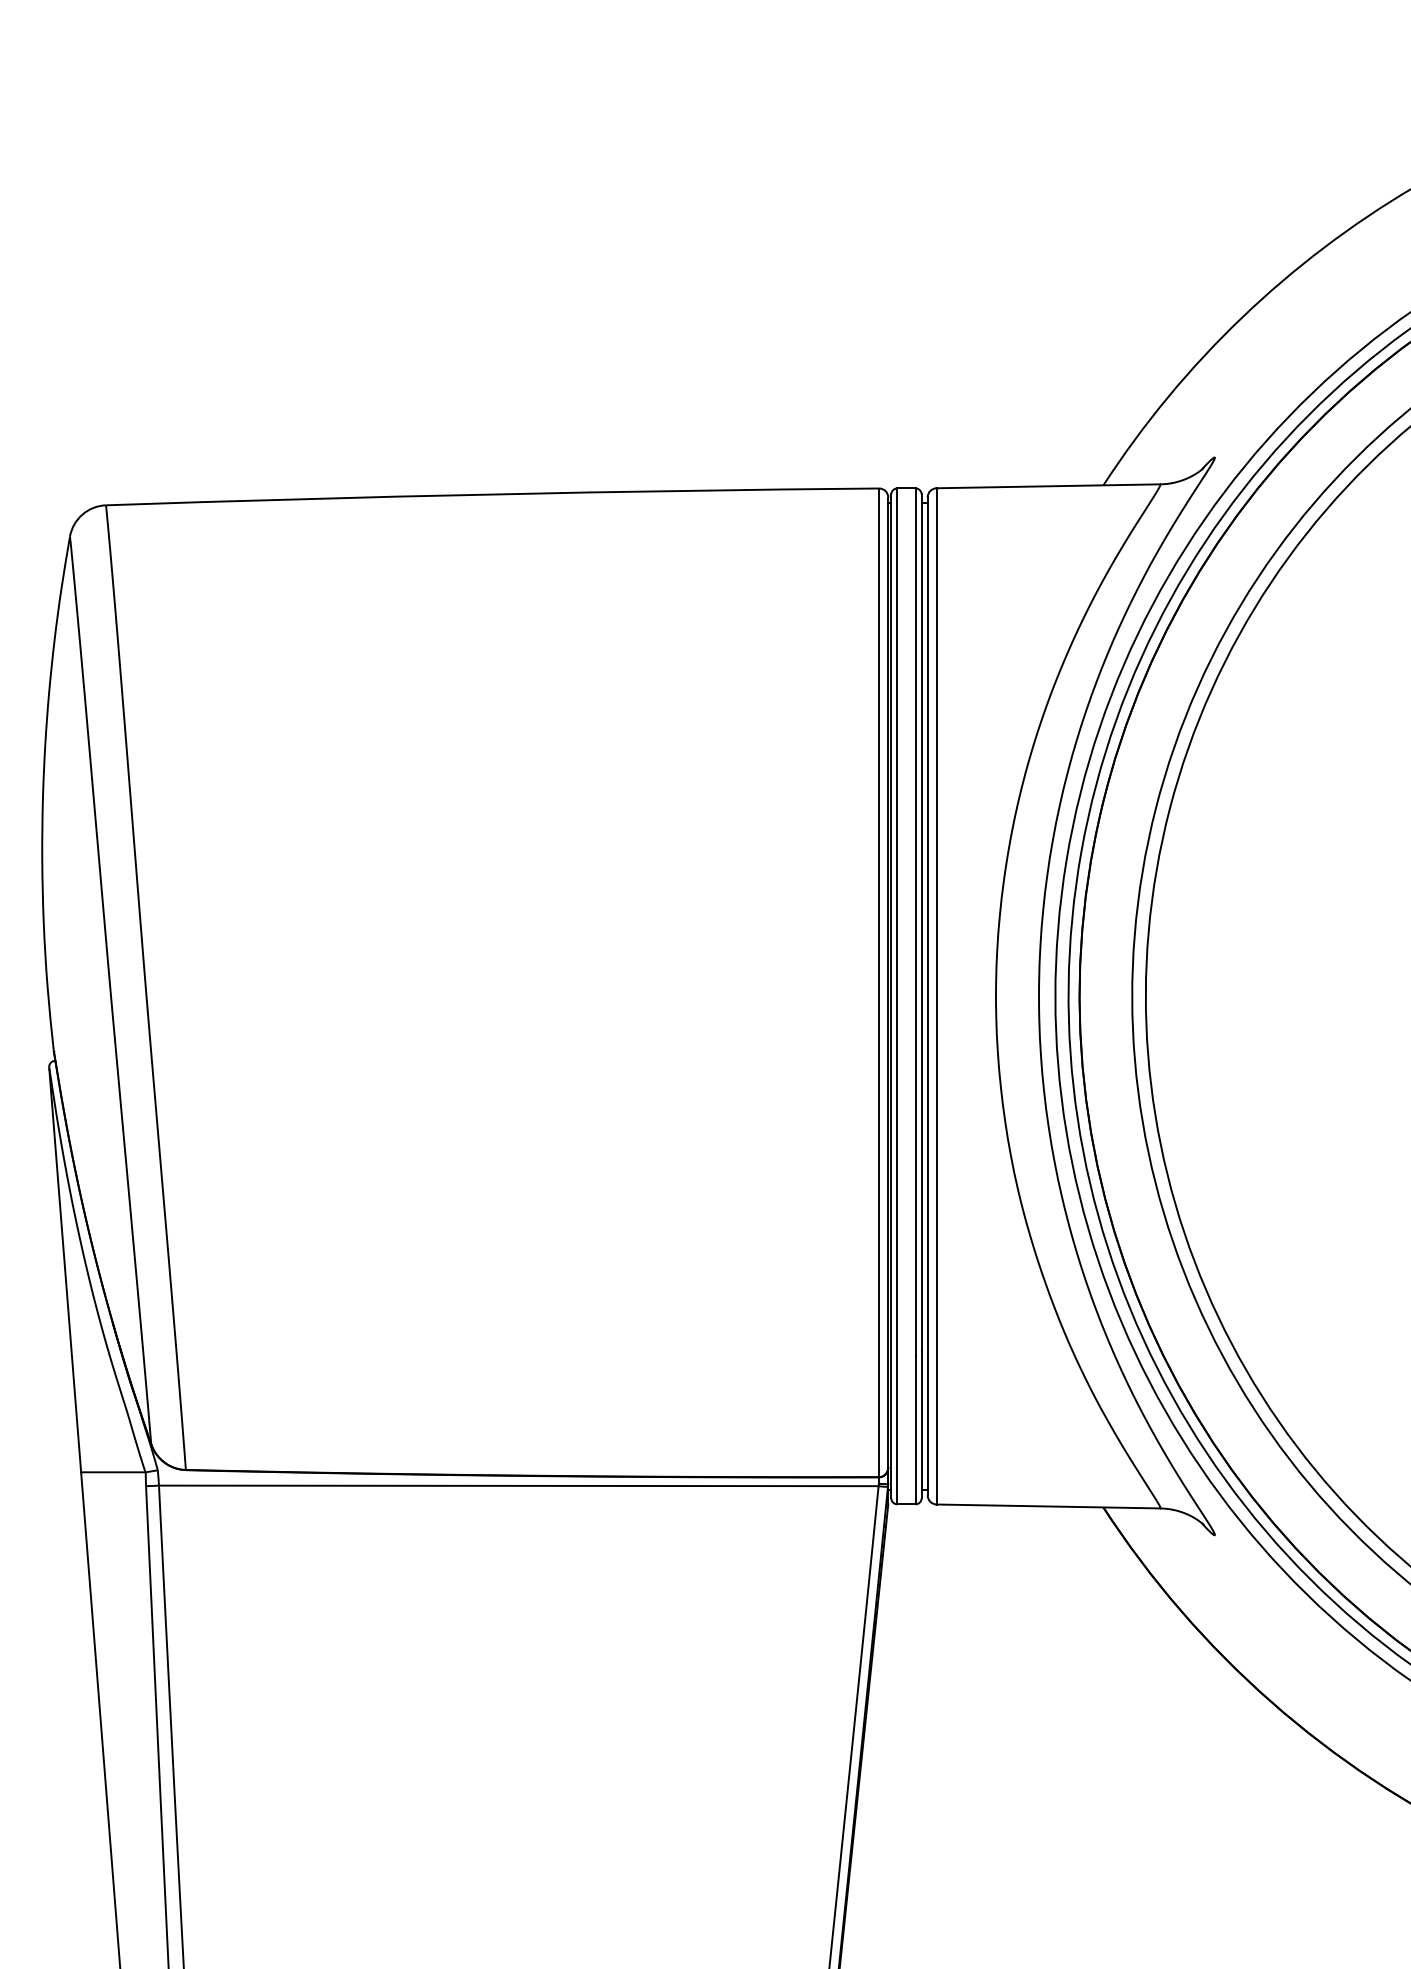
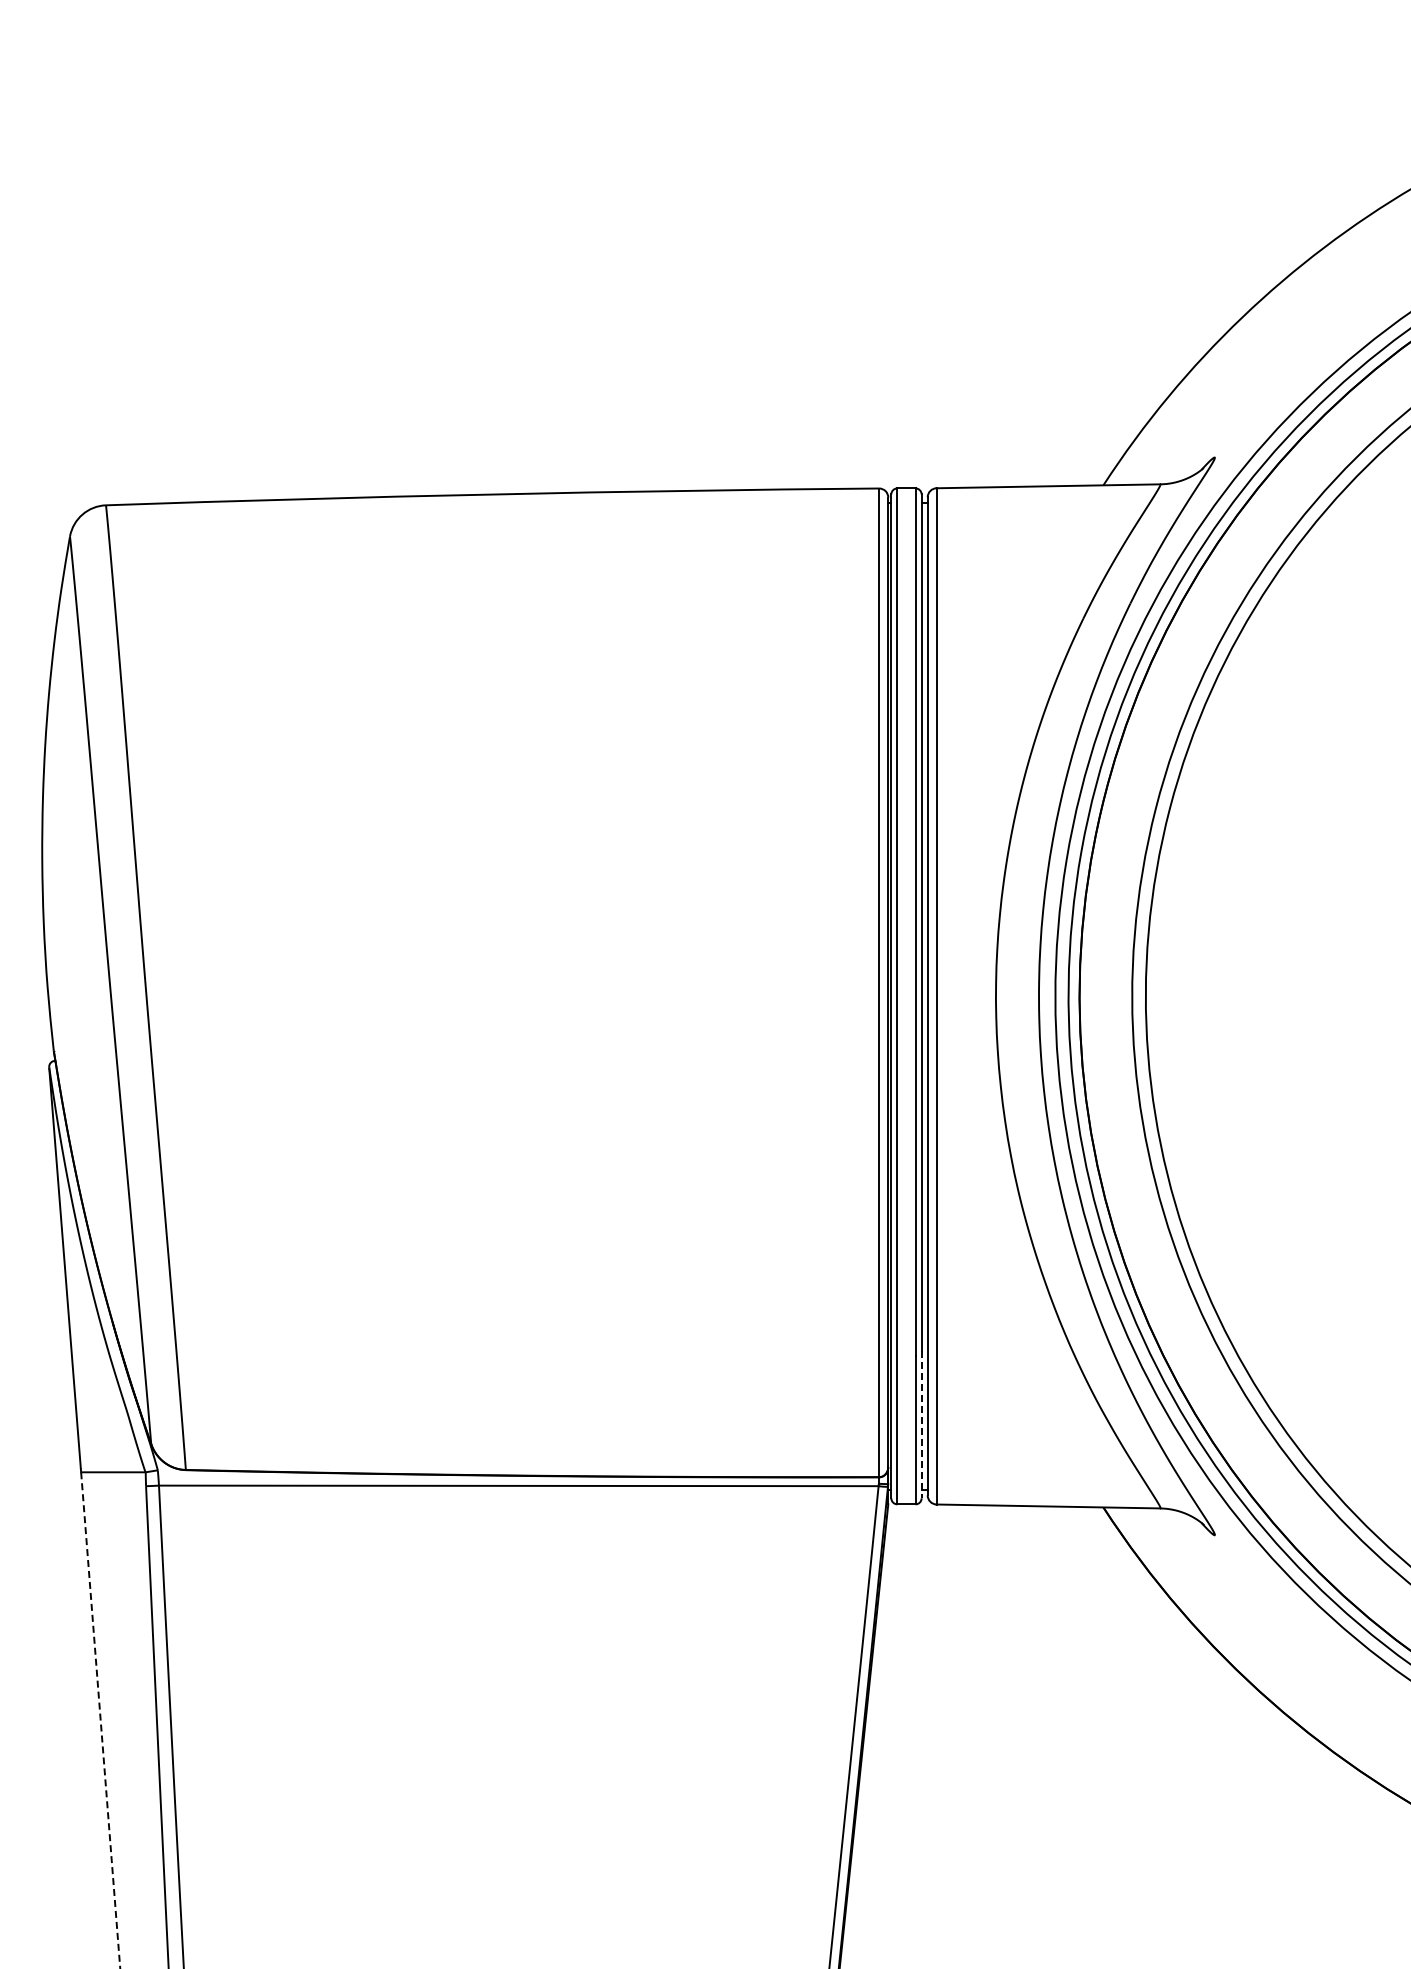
line: solid -> dashed (921, 1425)
line: solid -> dashed (100, 1720)
